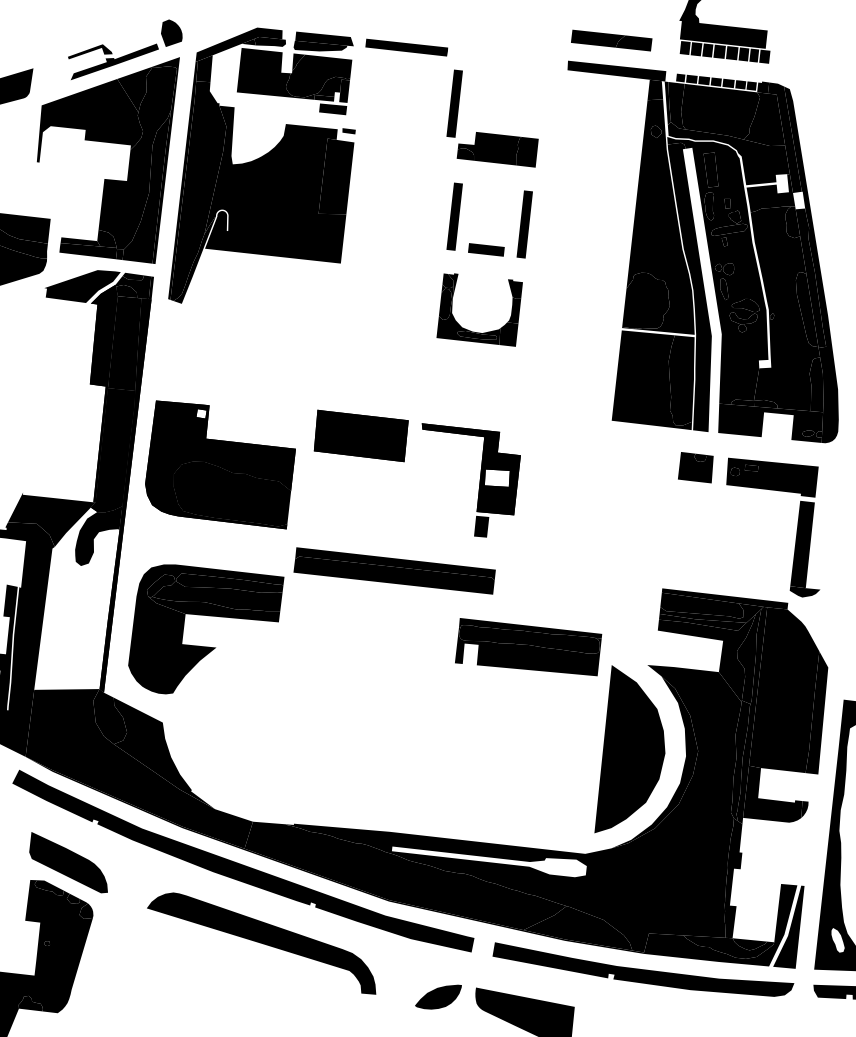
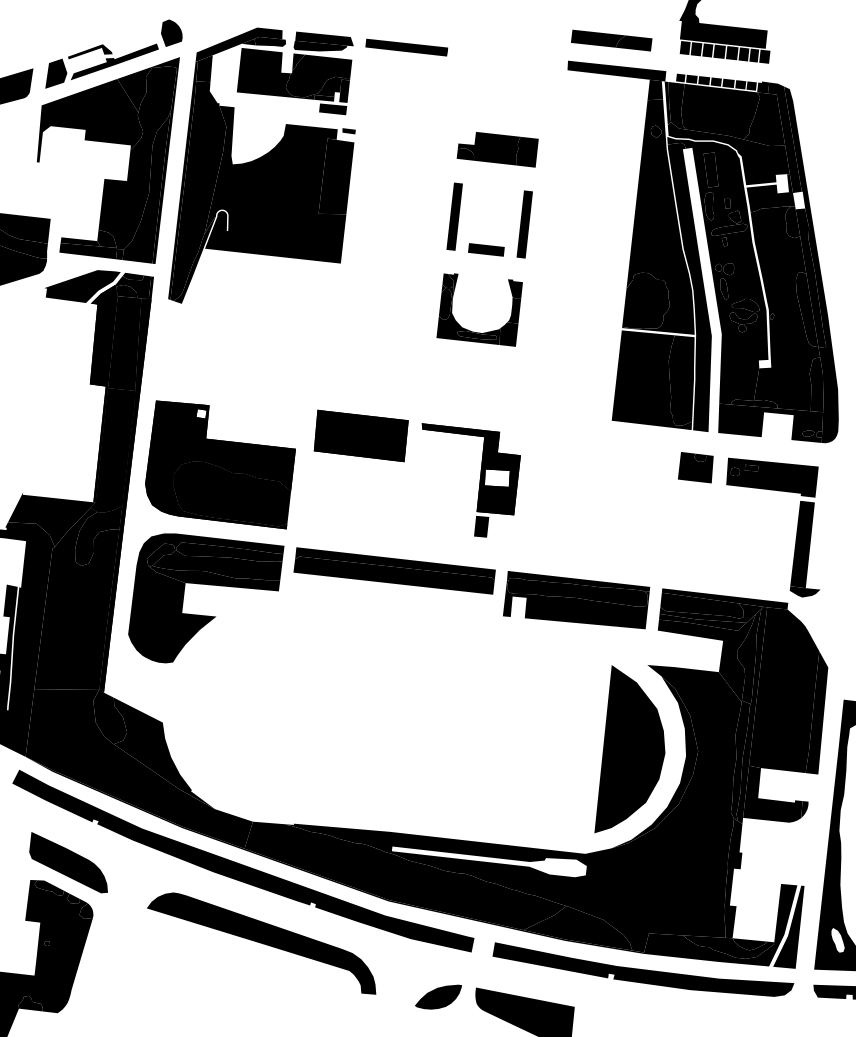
fill: none -> present (56, 73)
part: present -> none (454, 103)
fill: none -> present (76, 598)
part position: (208, 616) -> (208, 585) (208, 585)
part position: (528, 647) -> (576, 600) (576, 600)
